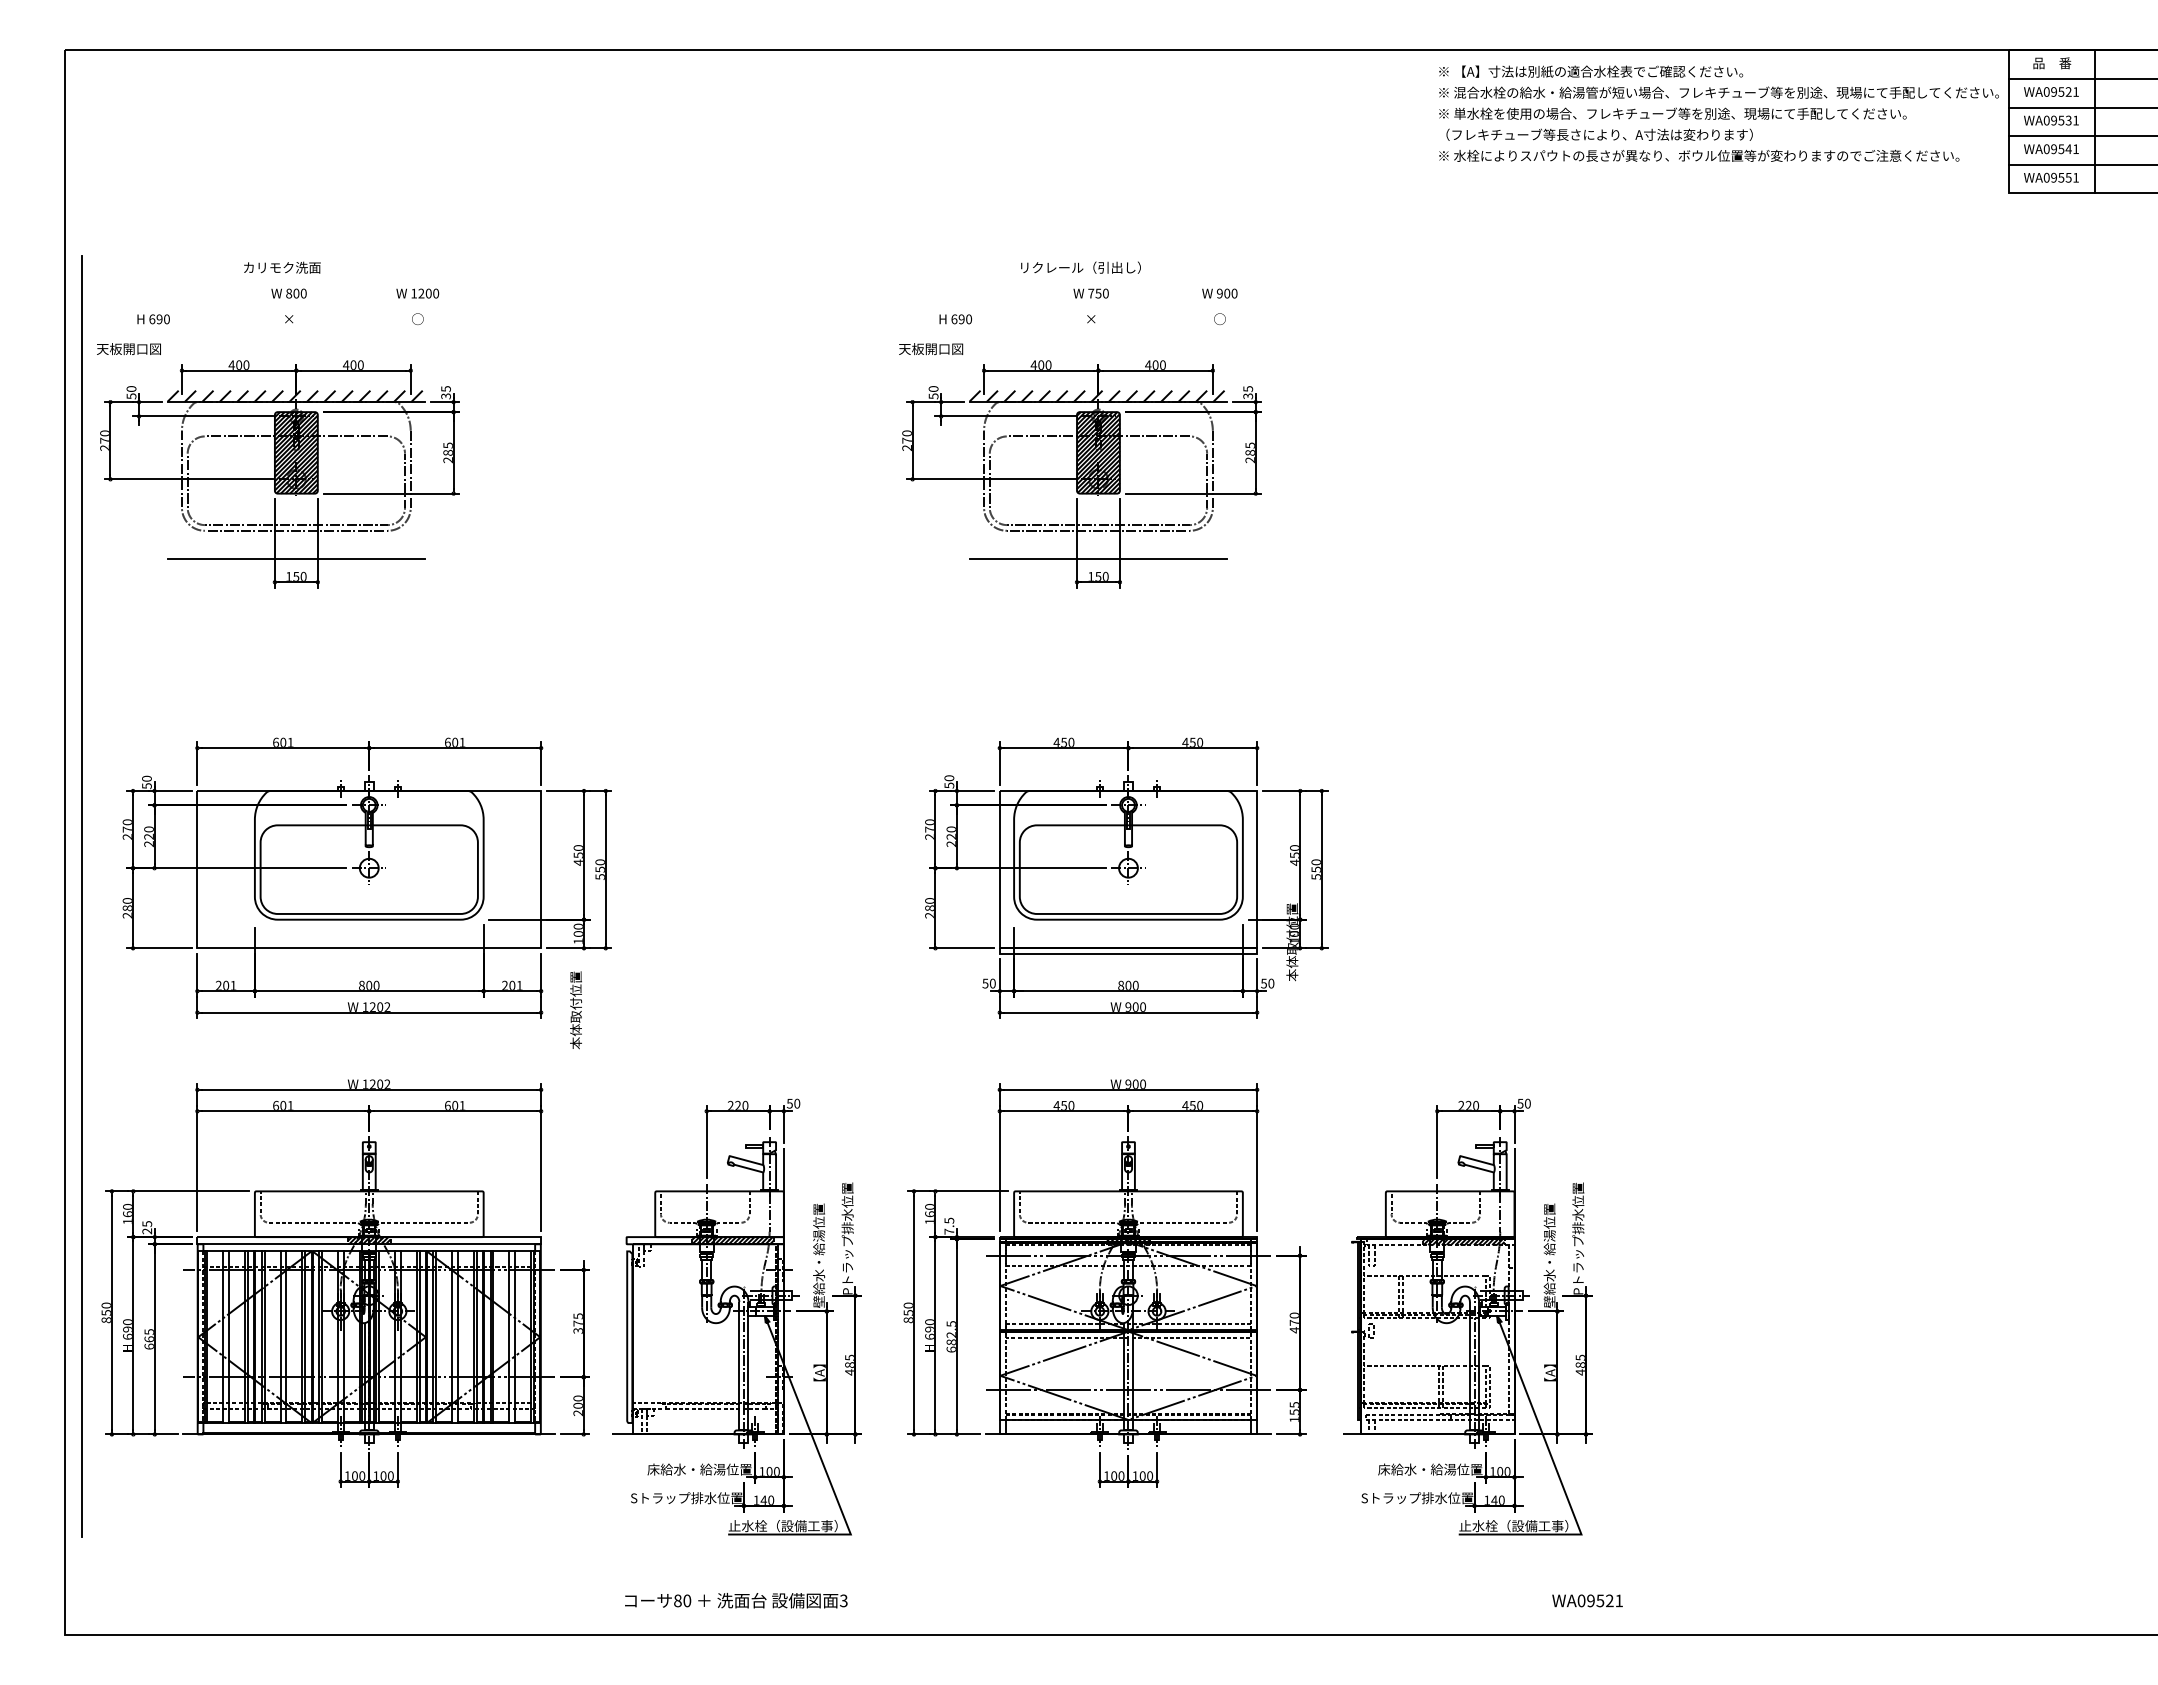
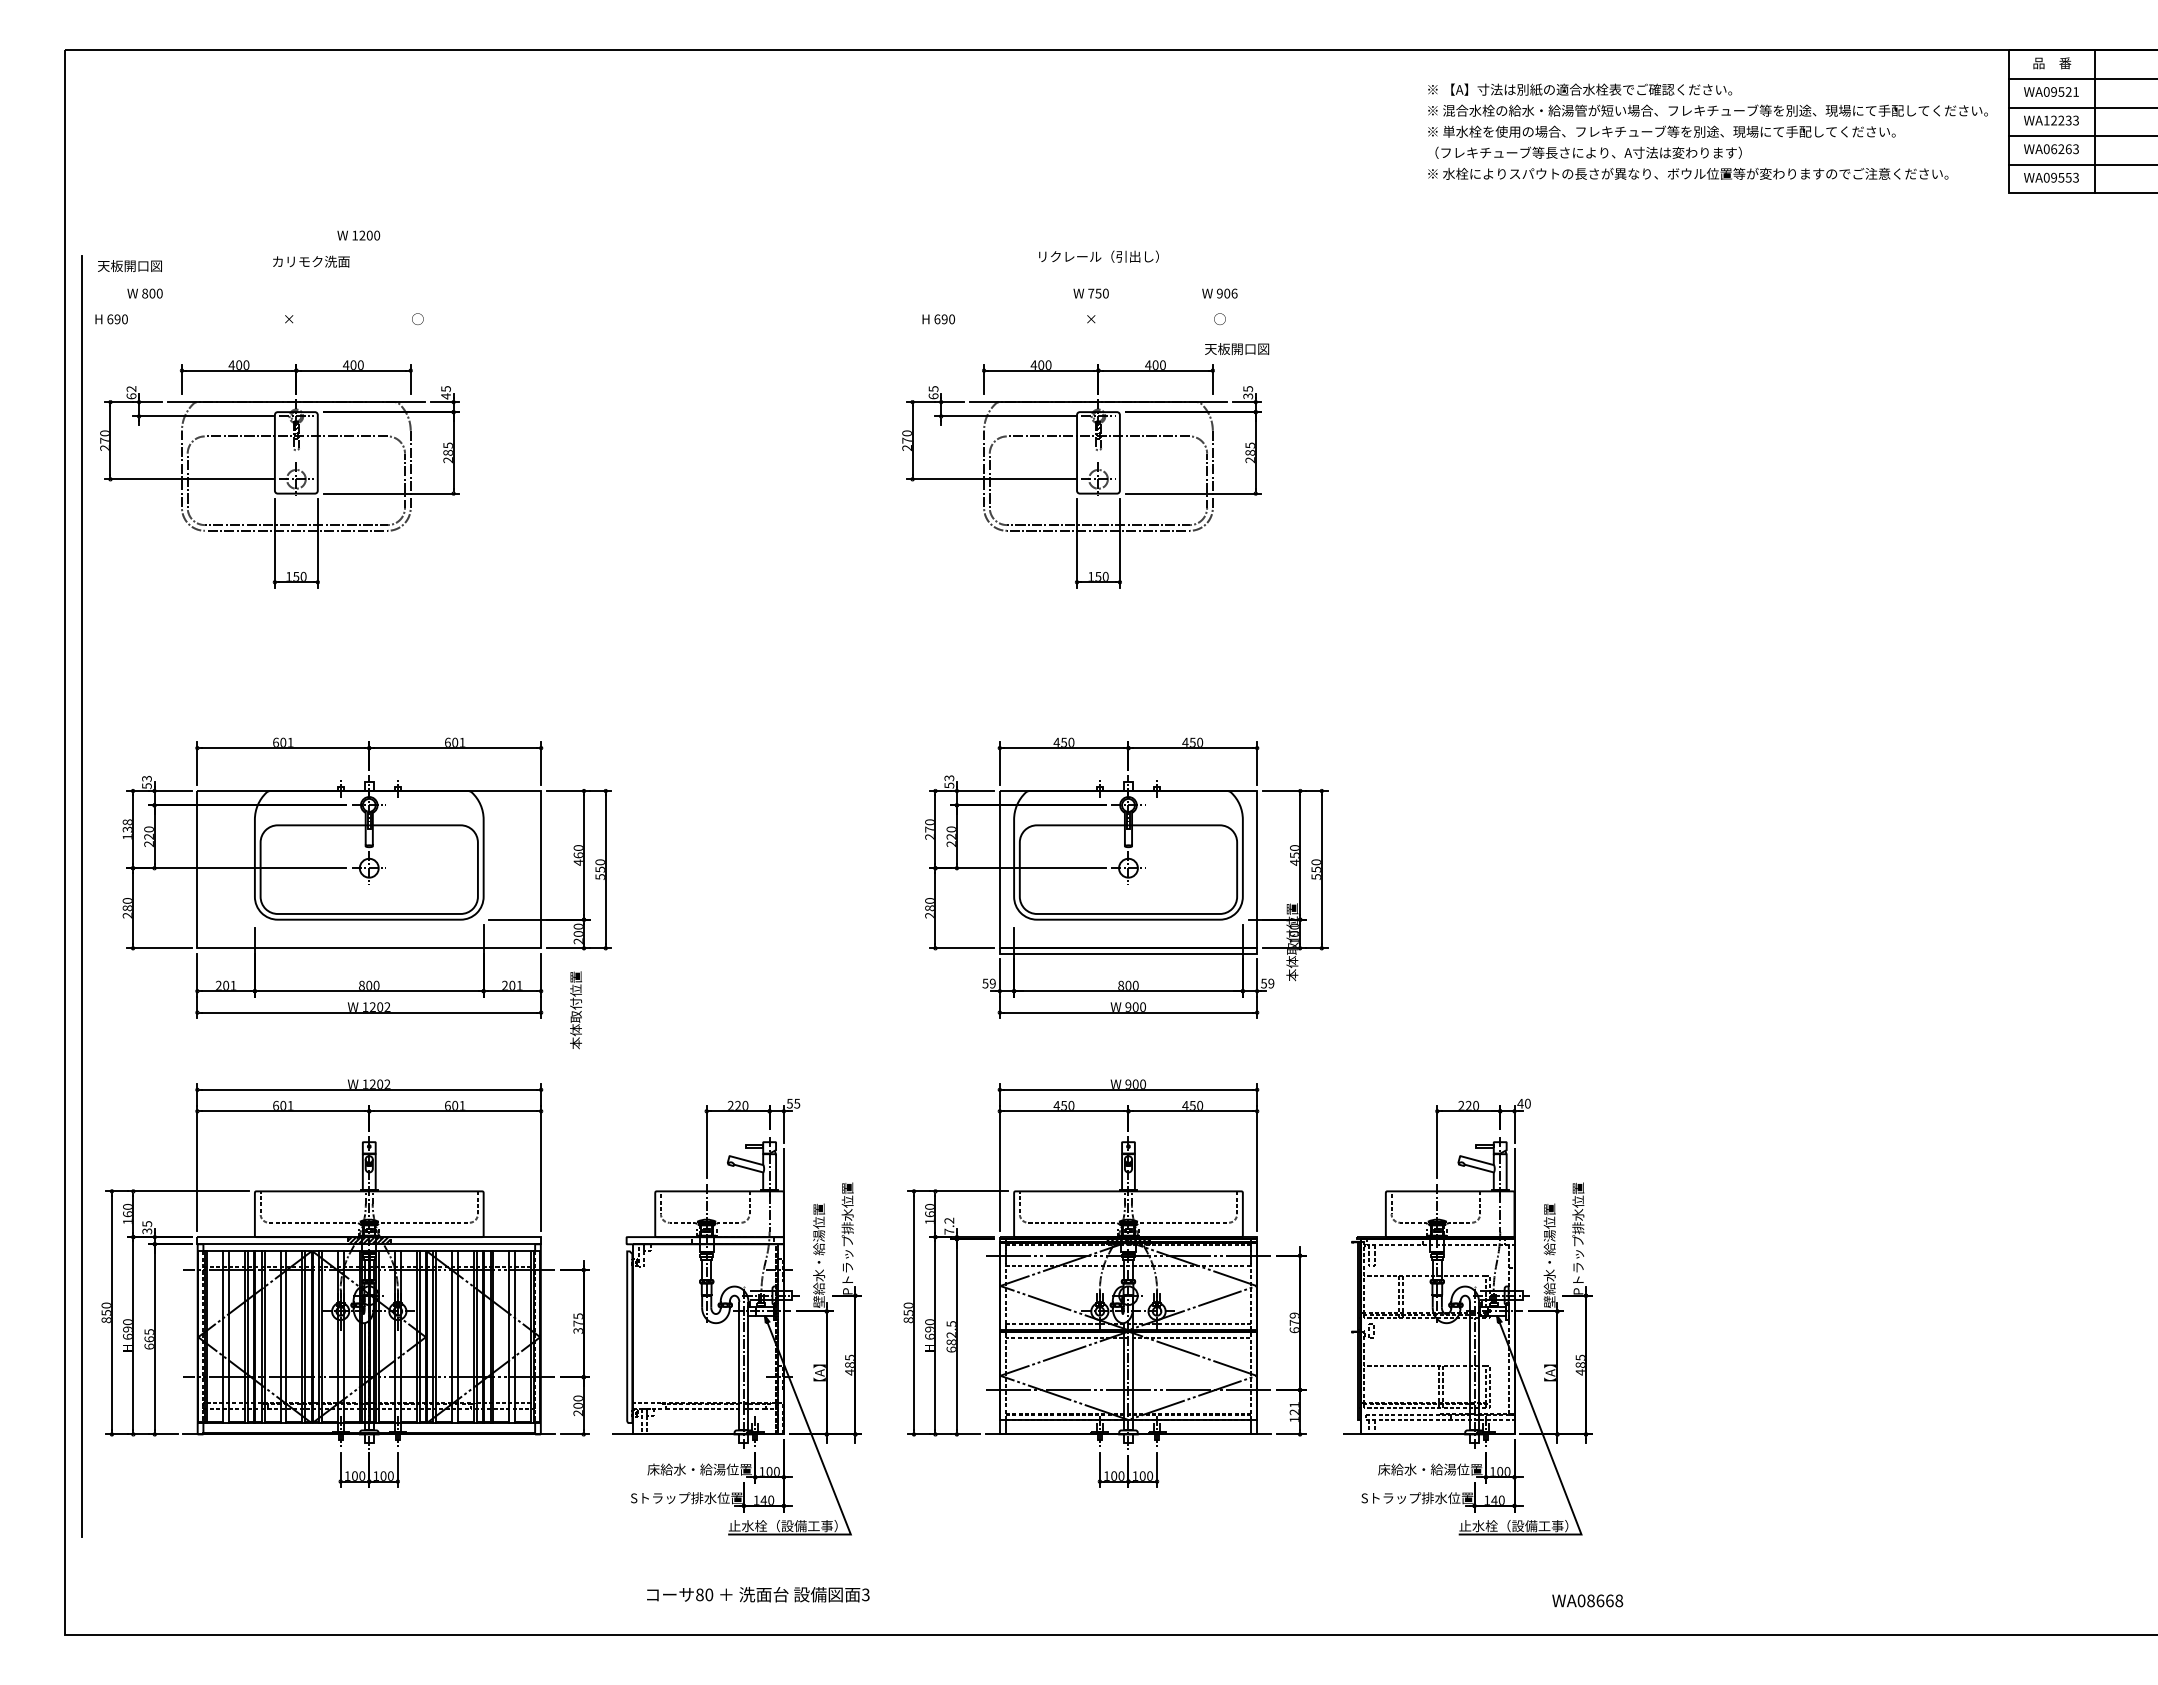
text position: (1718, 113) -> (1707, 131) (1707, 131)
text: WA09531 -> WA12233 (2060, 120)
text: WA09541 -> WA06263 (2064, 149)
text: WA09551 -> WA09553 (2075, 177)
text position: (282, 267) -> (311, 261) (311, 261)
text position: (1080, 267) -> (1098, 256) (1098, 256)
text position: (288, 293) -> (144, 293) (144, 293)
text position: (417, 293) -> (358, 235) (358, 235)
text: 900 -> 906 (1234, 293)
text position: (153, 319) -> (111, 319) (111, 319)
text position: (955, 319) -> (938, 319) (938, 319)
text position: (128, 348) -> (129, 265) (129, 265)
text position: (931, 349) -> (1237, 349) (1237, 349)
text: 50 -> 62 (131, 392)
text: 50 -> 65 (933, 392)
hatch: present -> none (294, 396)
text: 35 -> 45 (445, 396)
hatch: present -> none (1096, 396)
hatch: present -> none (295, 452)
hatch: present -> none (1098, 452)
line: present -> none (296, 559)
line: present -> none (1098, 559)
text: 50 -> 53 (146, 778)
text: 50 -> 53 (949, 778)
text: 270 -> 138 (126, 829)
text: 450 -> 460 (577, 855)
text: 100 -> 200 (577, 941)
text: 50 -> 59 (992, 983)
text: 50 -> 59 (1271, 983)
text: 50 -> 55 (797, 1103)
text: 50 -> 40 (1520, 1103)
text: 7.5 -> 7.2 (949, 1220)
text: 25 -> 35 (147, 1231)
hatch: present -> none (732, 1240)
hatch: present -> none (1463, 1241)
text: 470 -> 679 (1293, 1322)
text: 155 -> 121 (1293, 1408)
text position: (736, 1600) -> (758, 1594) (758, 1594)
text: WA09521 -> WA08668 (1605, 1600)
